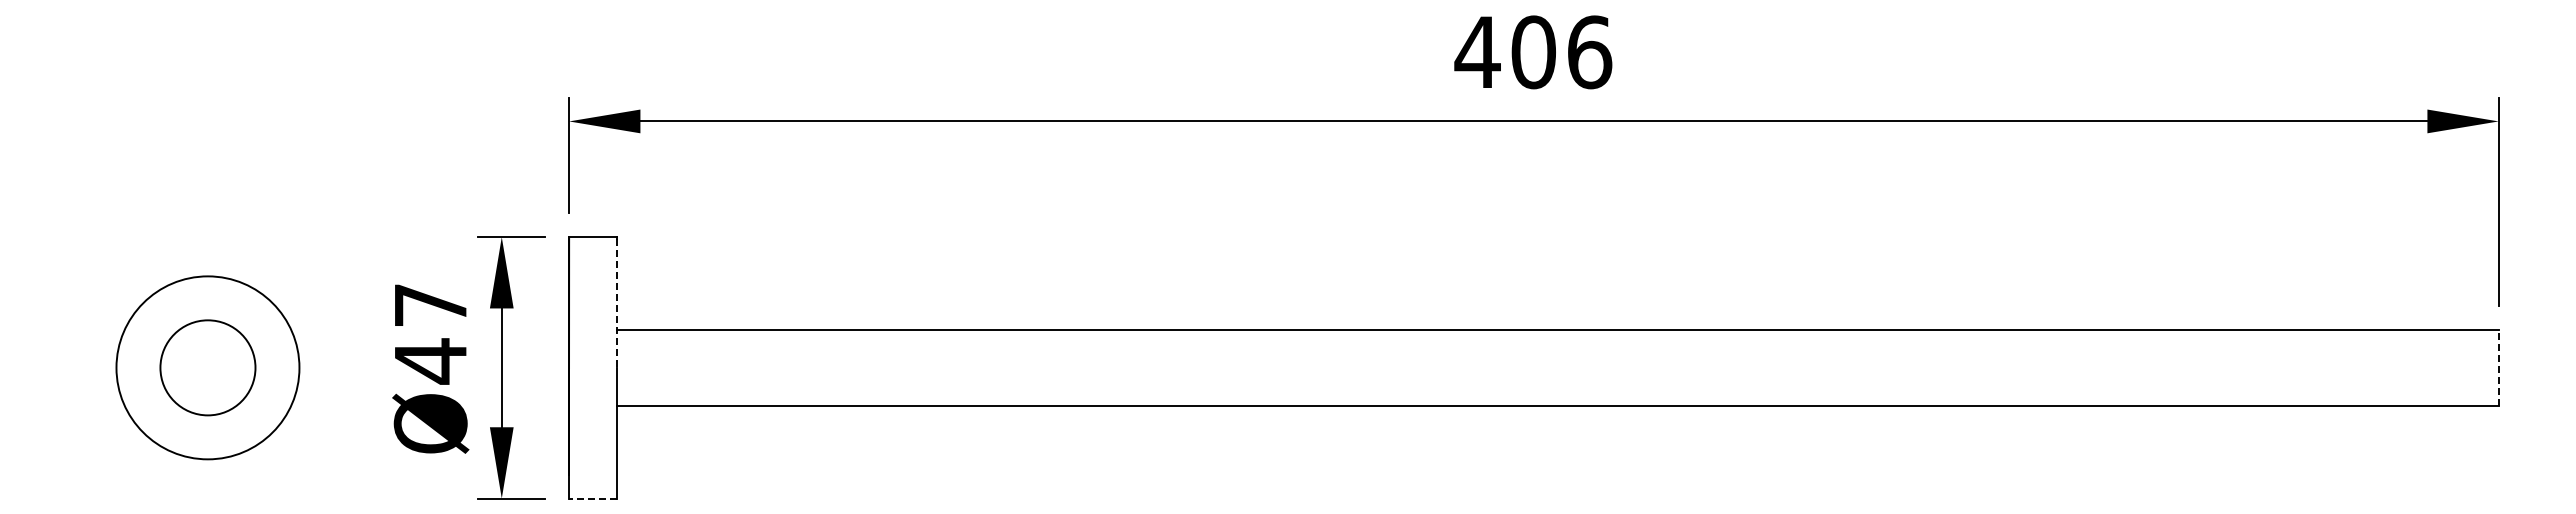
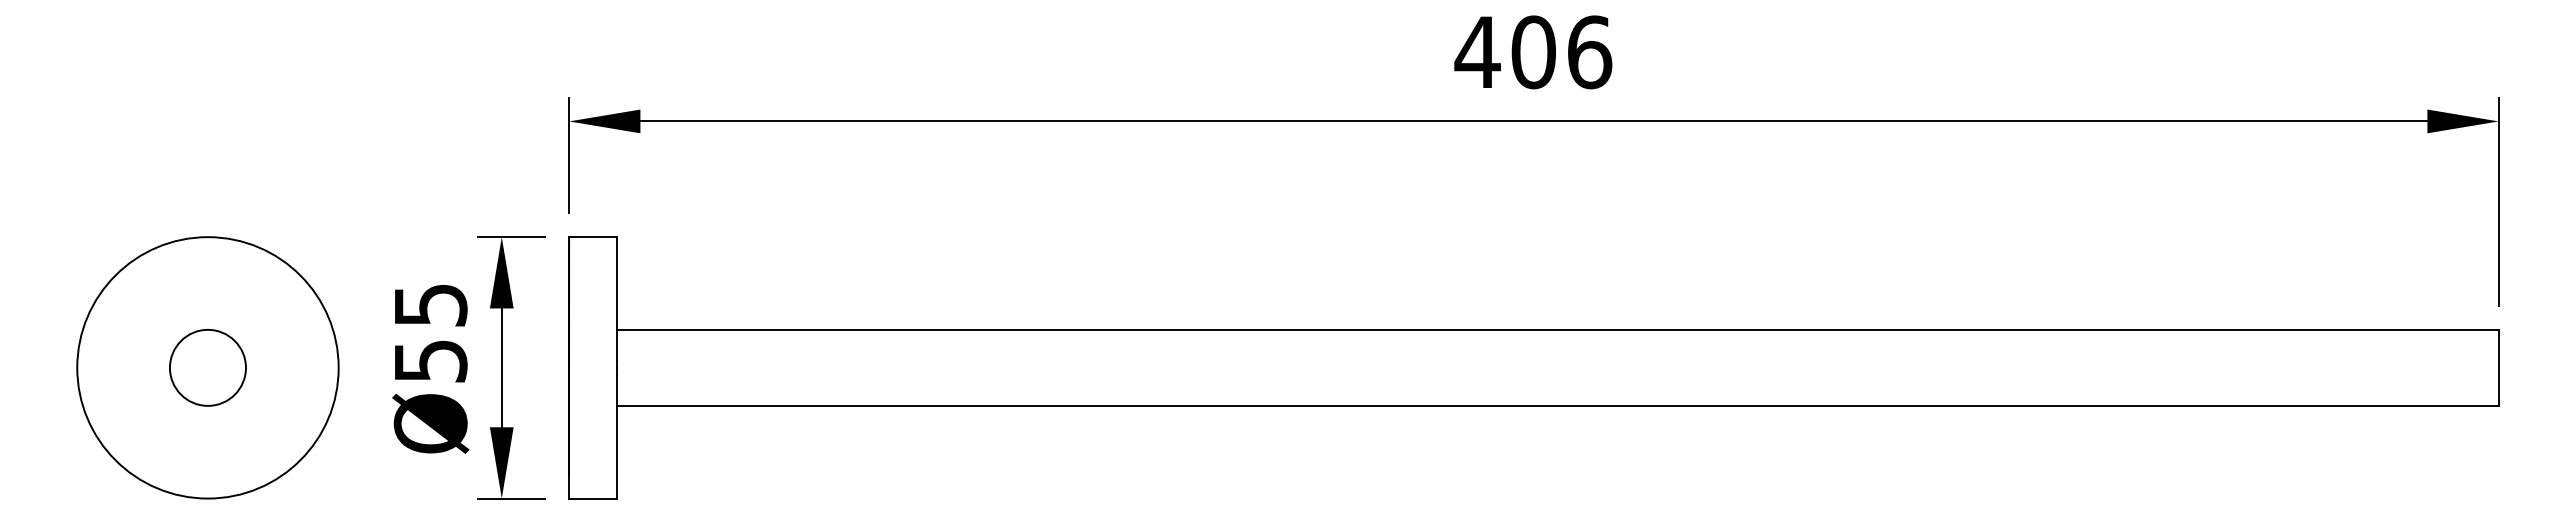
line: dashed -> solid (616, 303)
text: Ø47 -> Ø55 (431, 334)
circle diameter: 183 px -> 261 px (207, 367)
circle diameter: 95 px -> 76 px (207, 367)
line: dashed -> solid (2498, 367)
line: dashed -> solid (592, 498)
